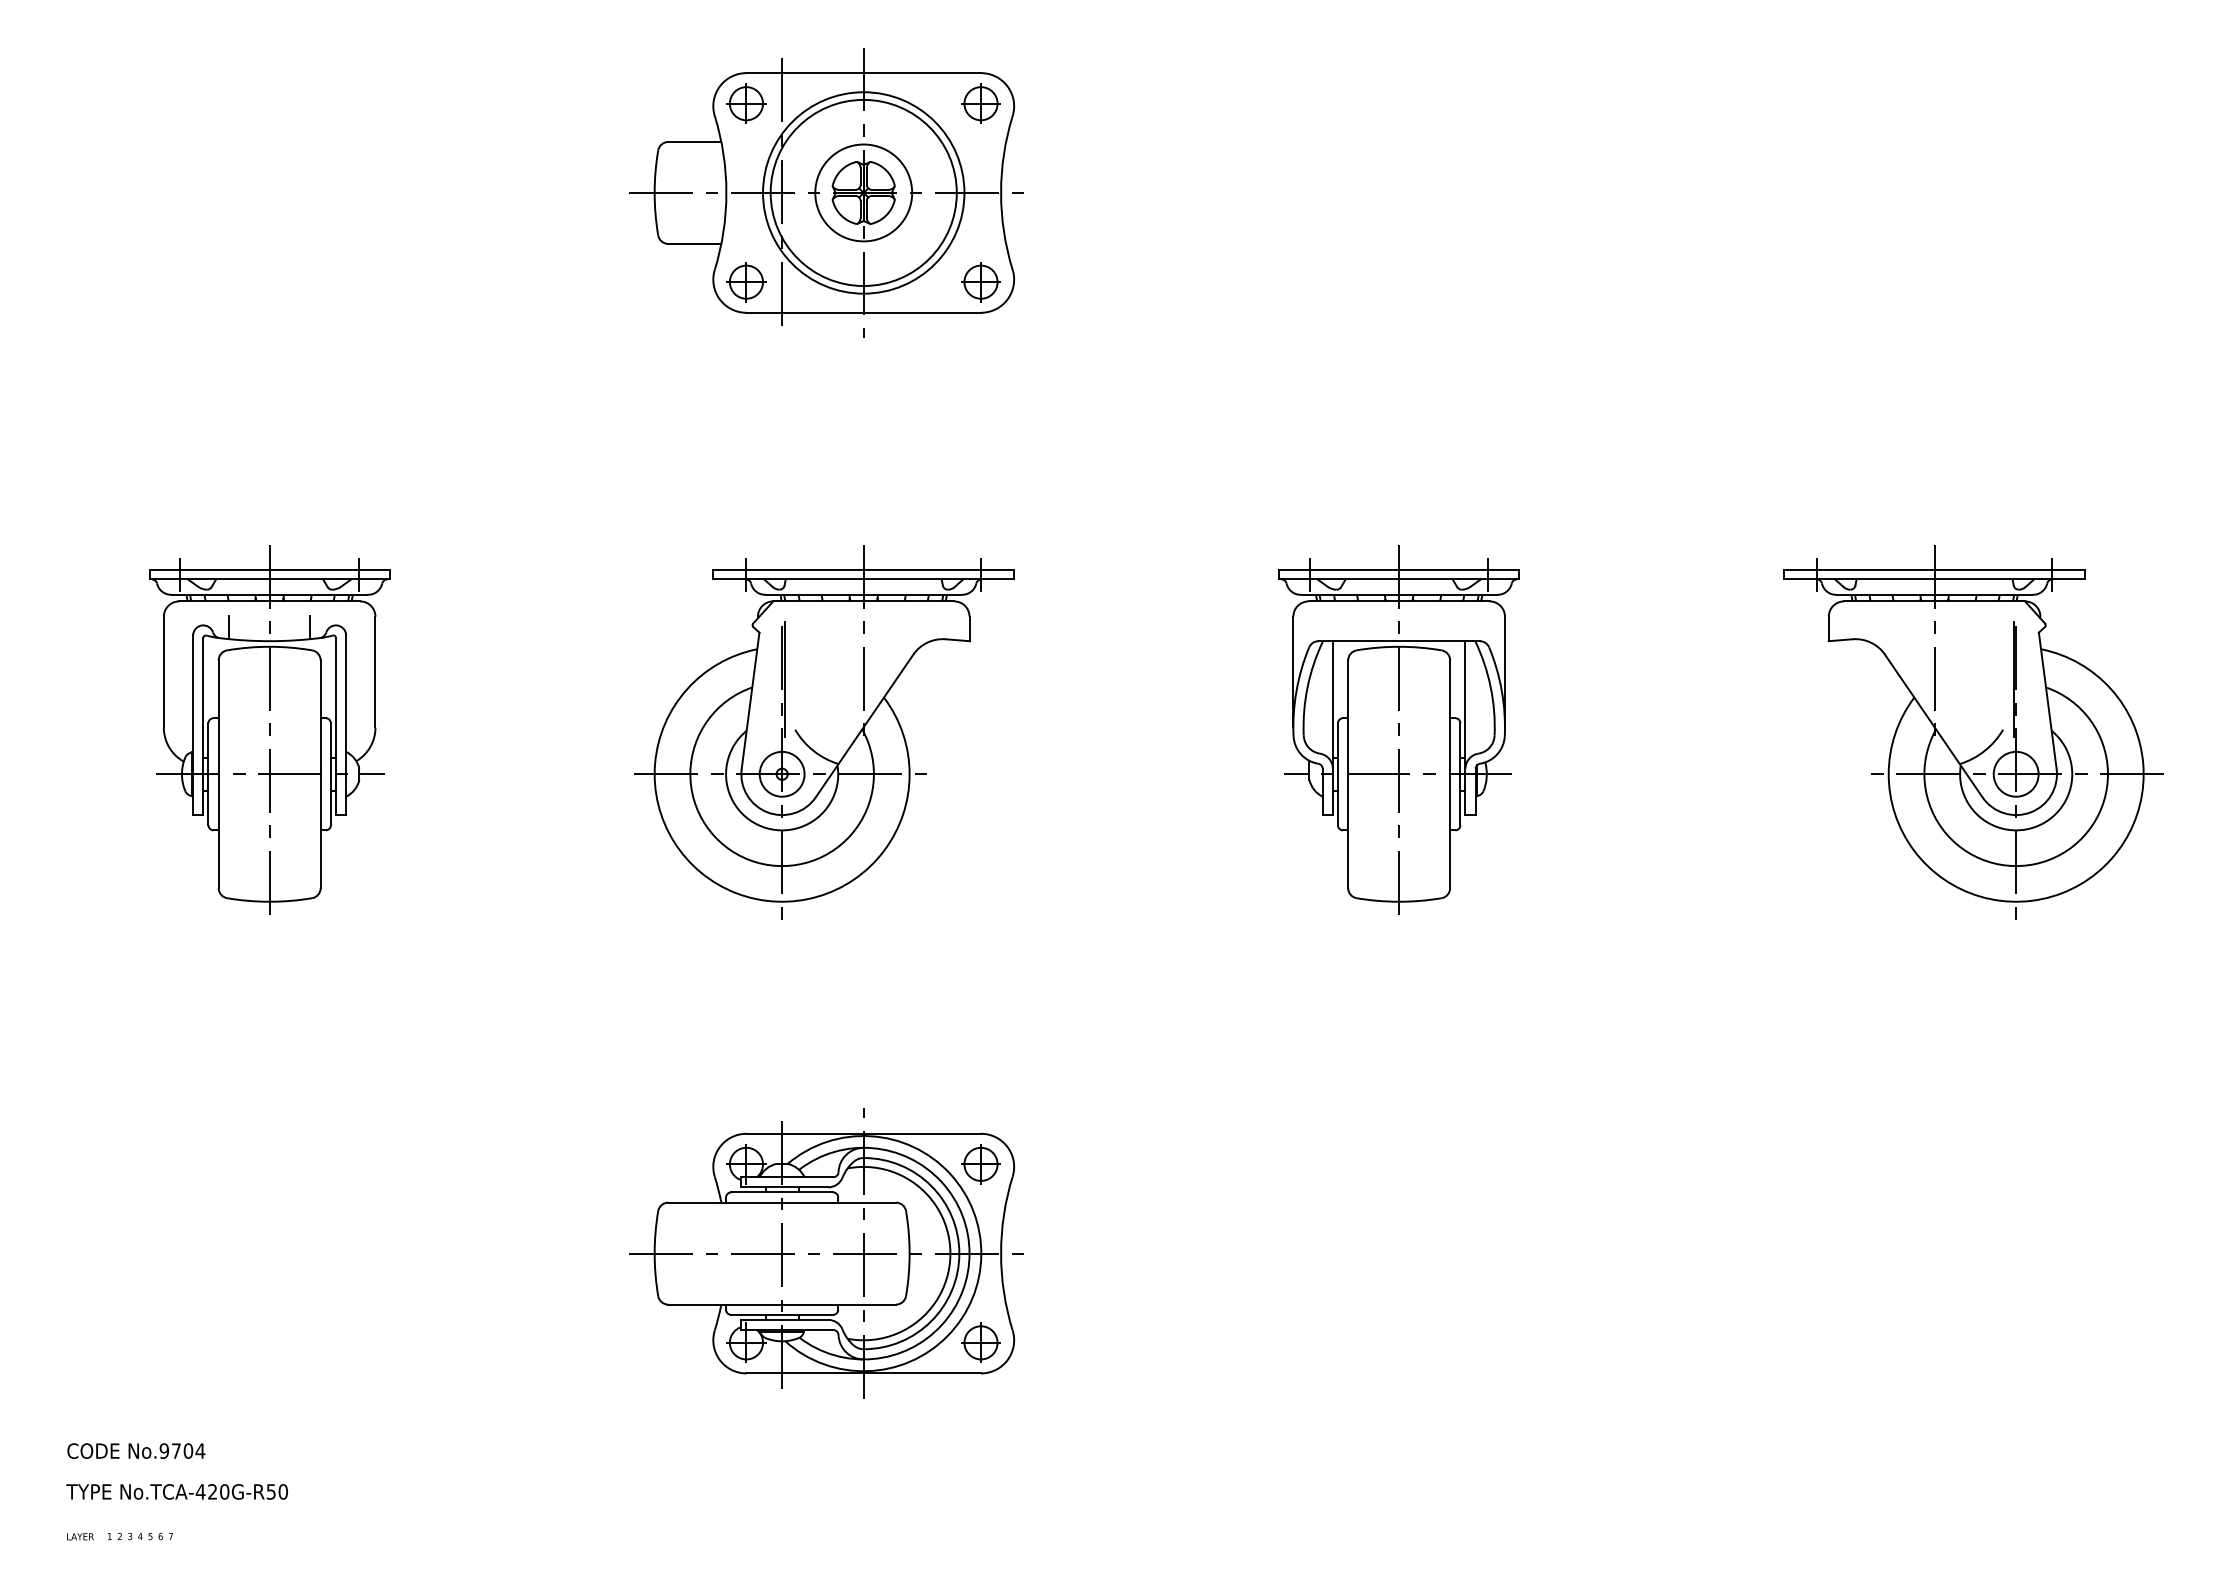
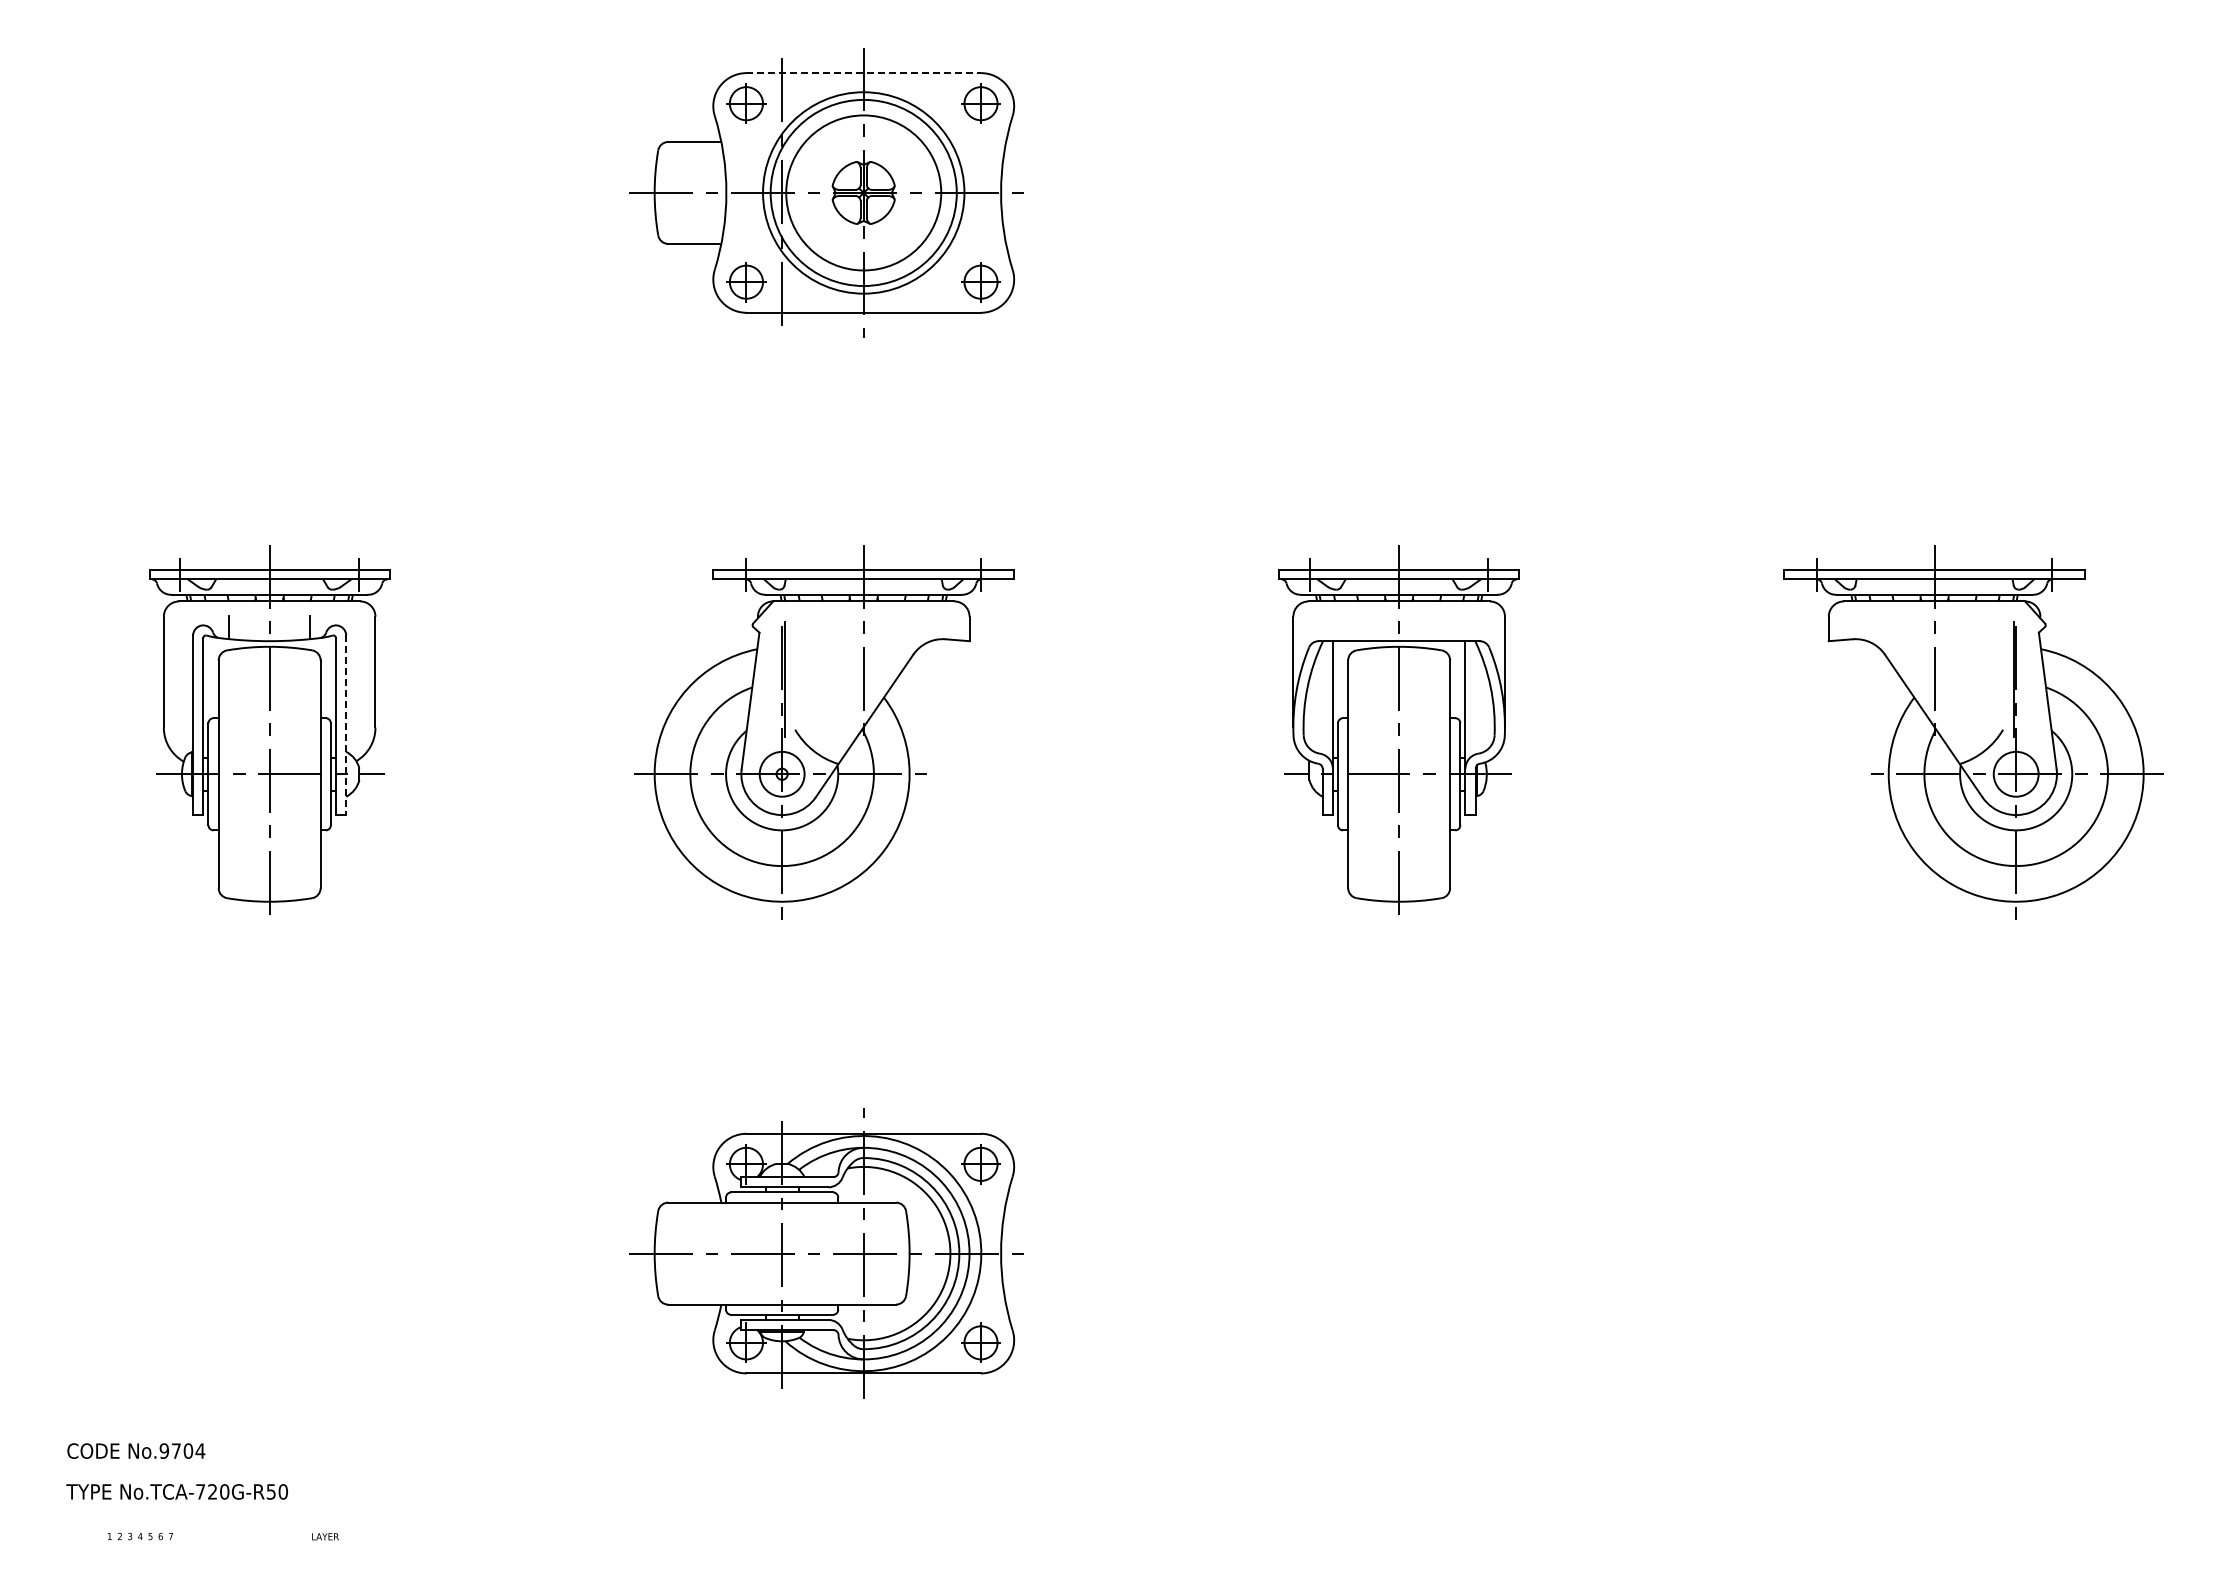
line: solid -> dashed (864, 73)
circle diameter: 97 px -> 155 px (863, 192)
line: solid -> dashed (346, 725)
text: No.TCA-420G-R50 -> No.TCA-720G-R50 (200, 1491)
text position: (80, 1536) -> (325, 1536) (325, 1536)
